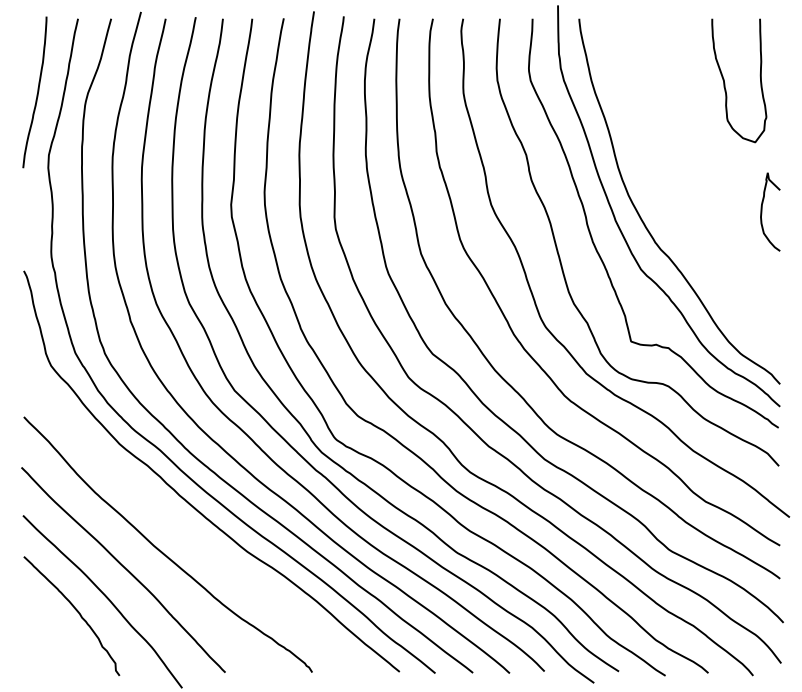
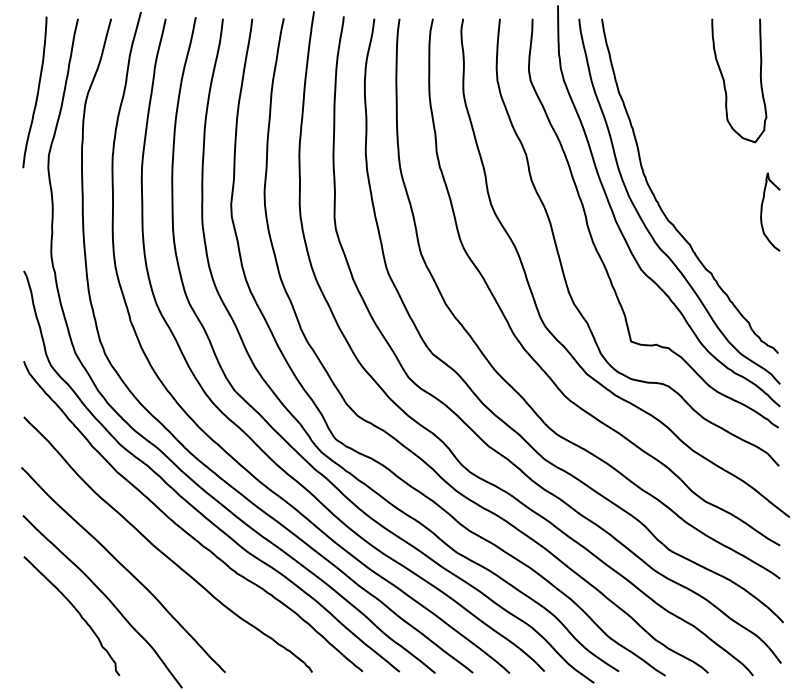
curve: none -> present (658, 201)
curve: none -> present (183, 528)
